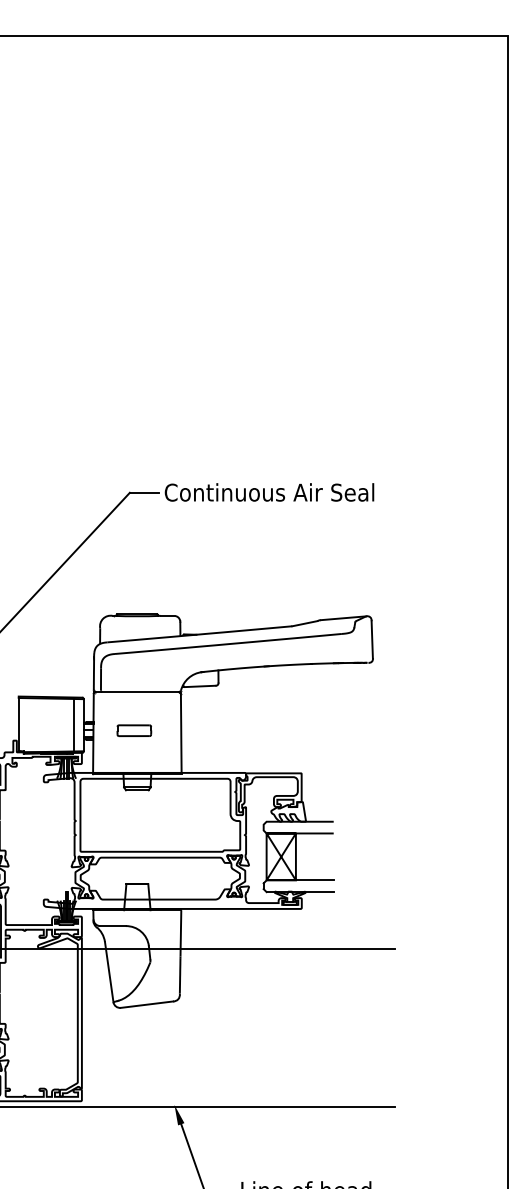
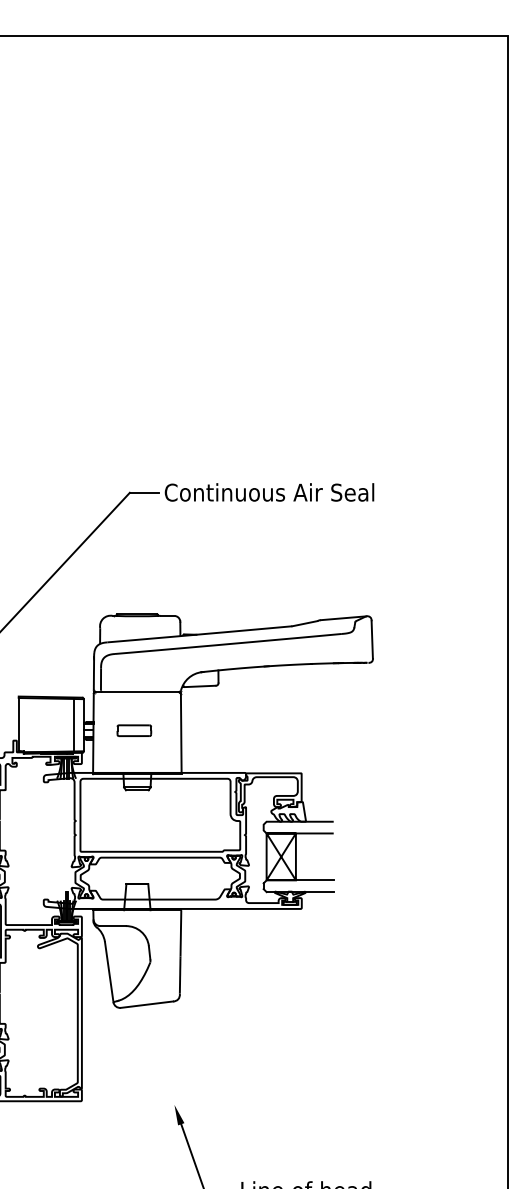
line: present -> none (198, 949)
line: present -> none (198, 1107)
